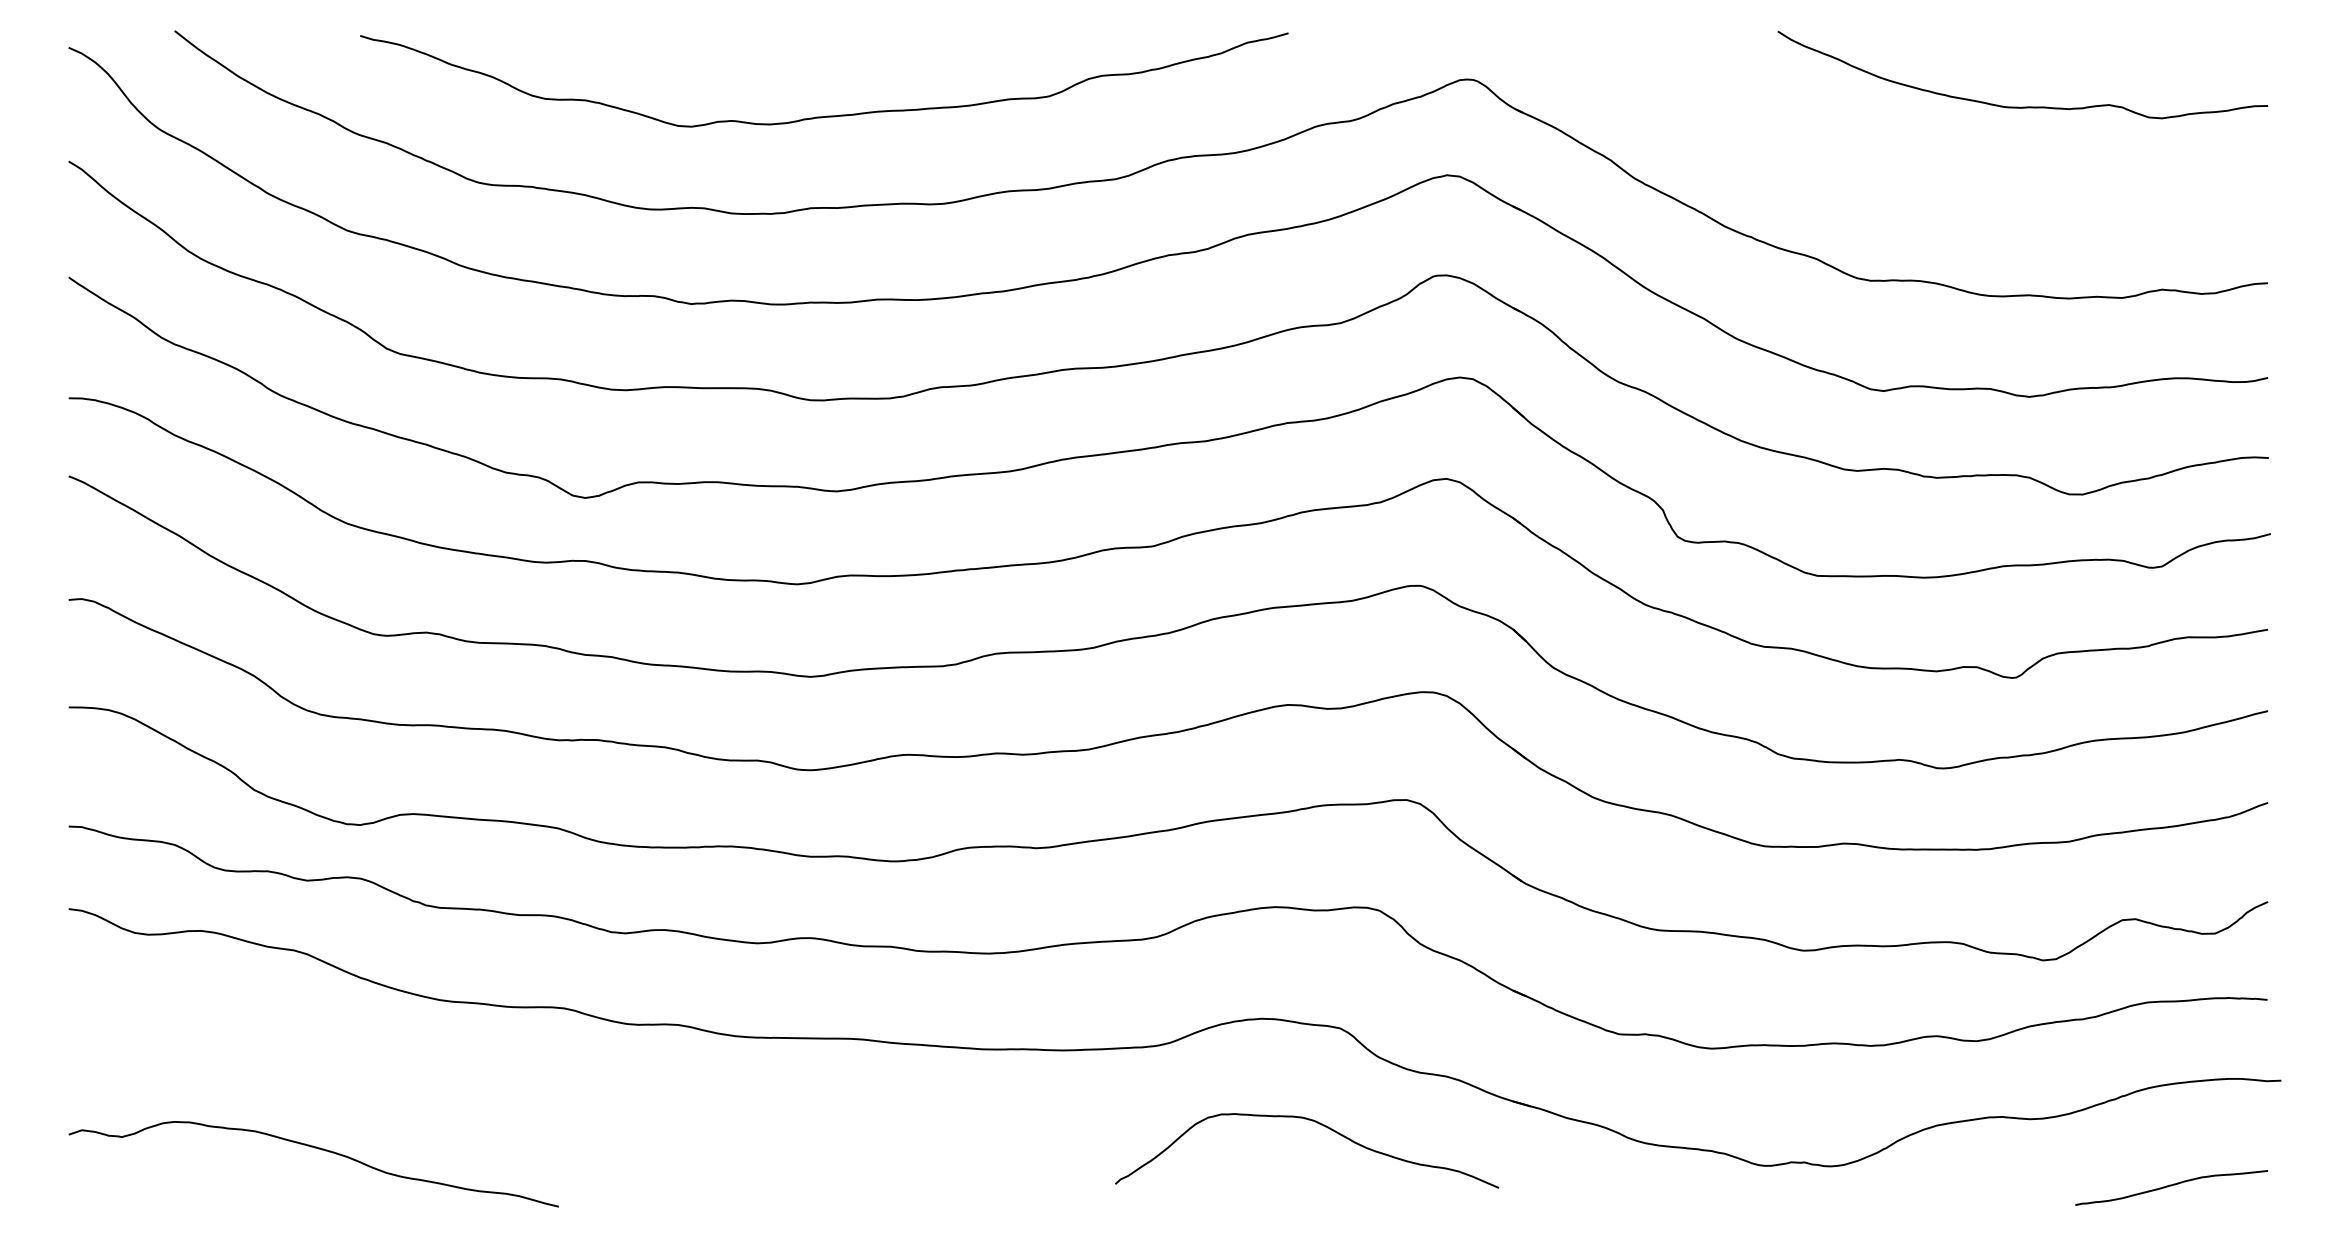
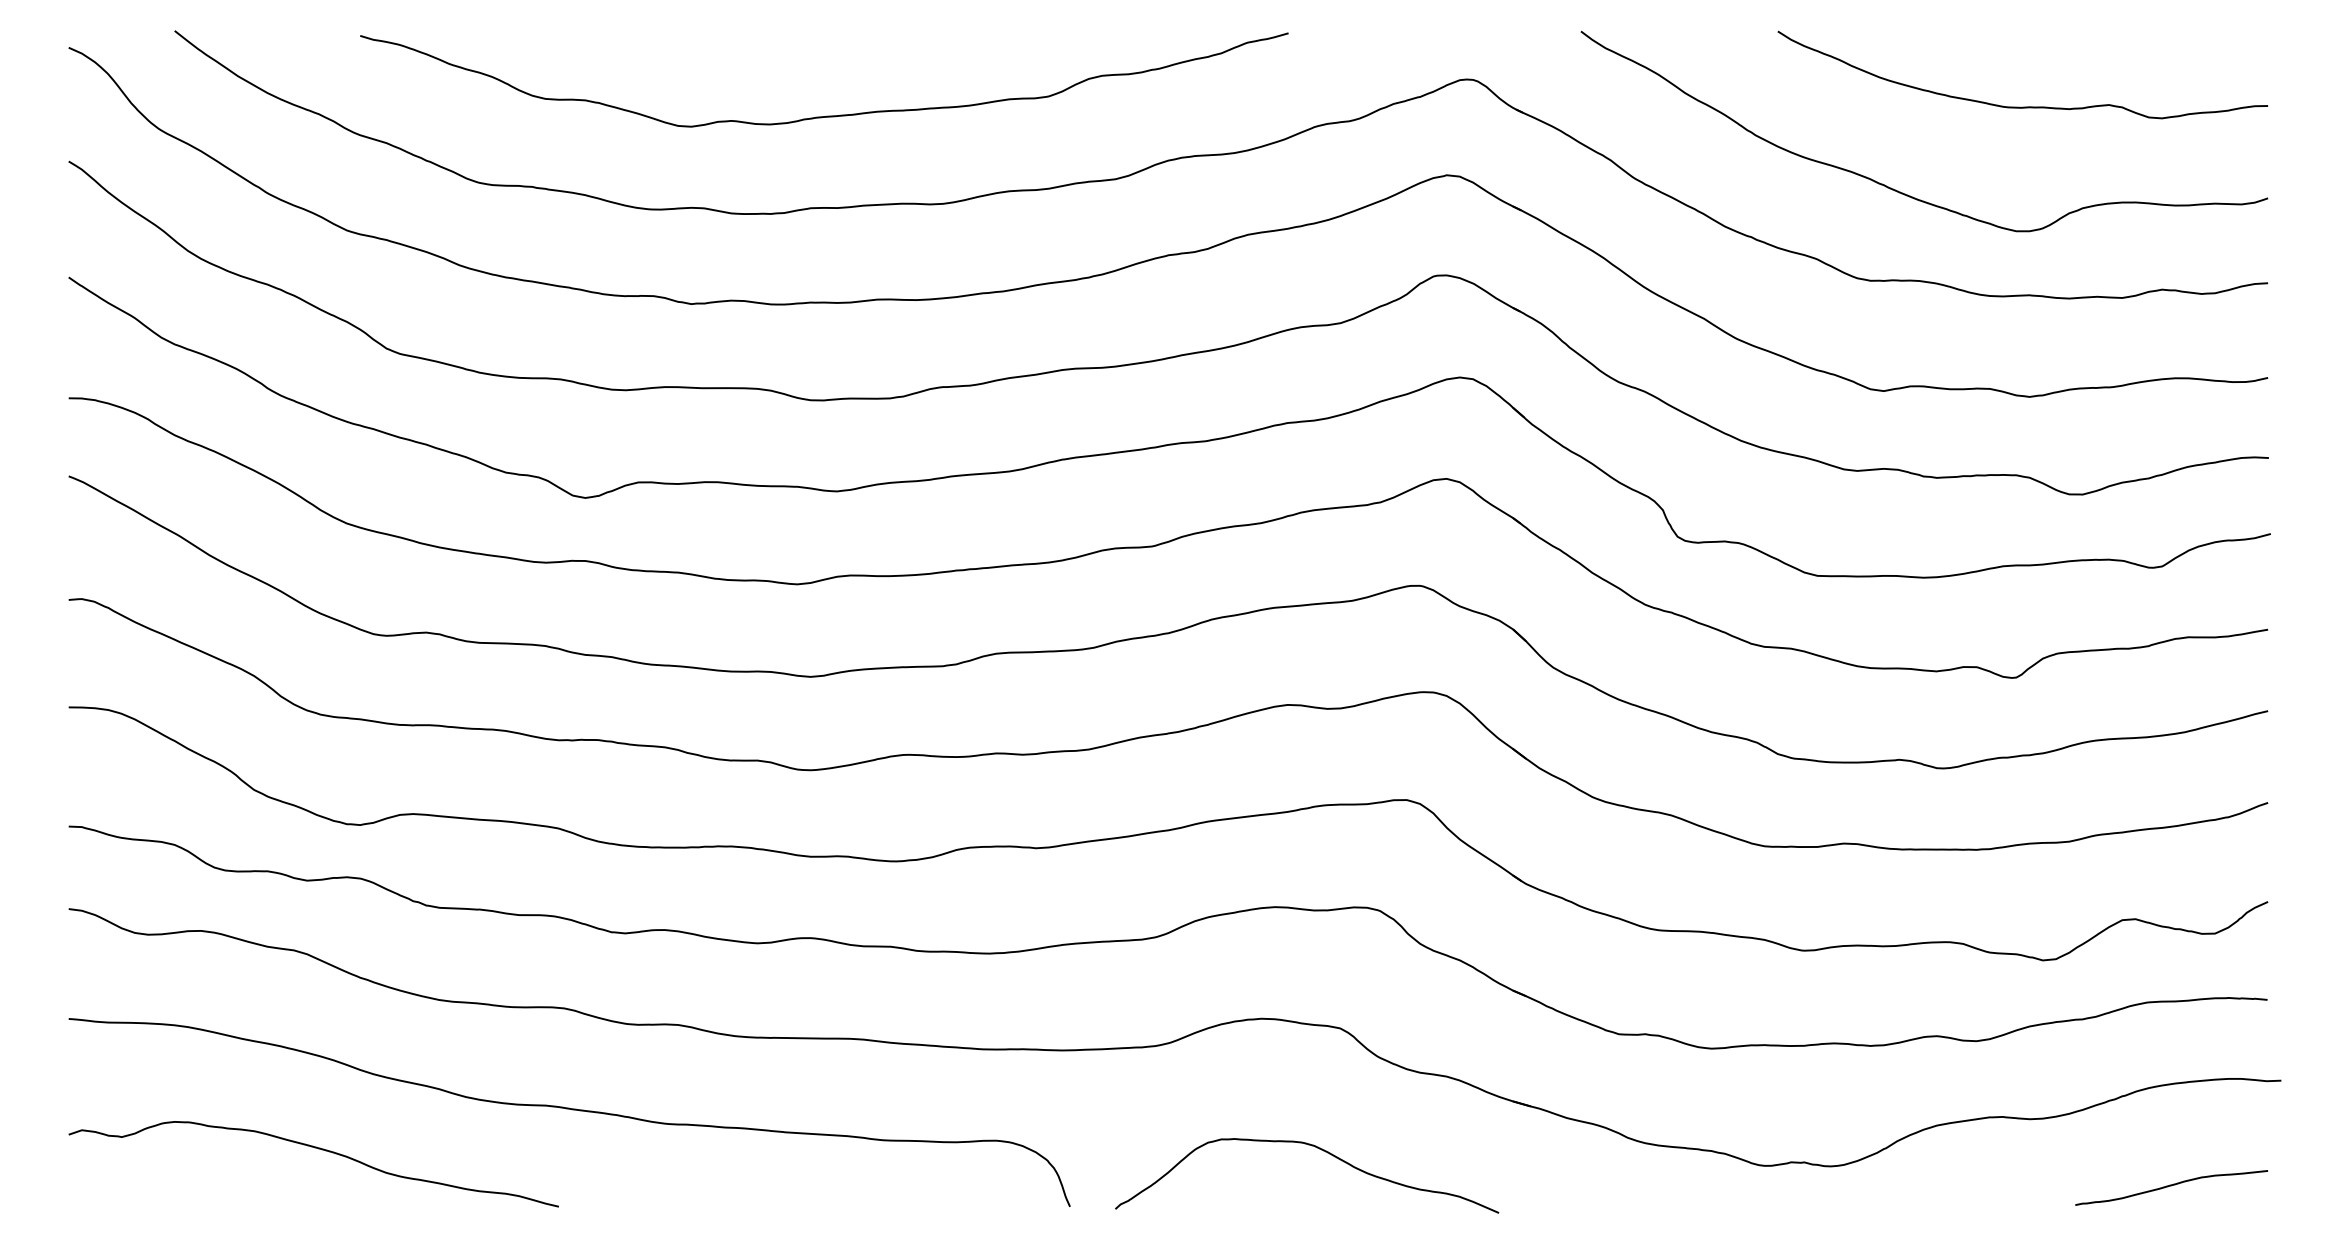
curve: none -> present (1898, 190)
curve: none -> present (569, 1109)
curve position: (1319, 1124) -> (1319, 1149) (1319, 1149)
